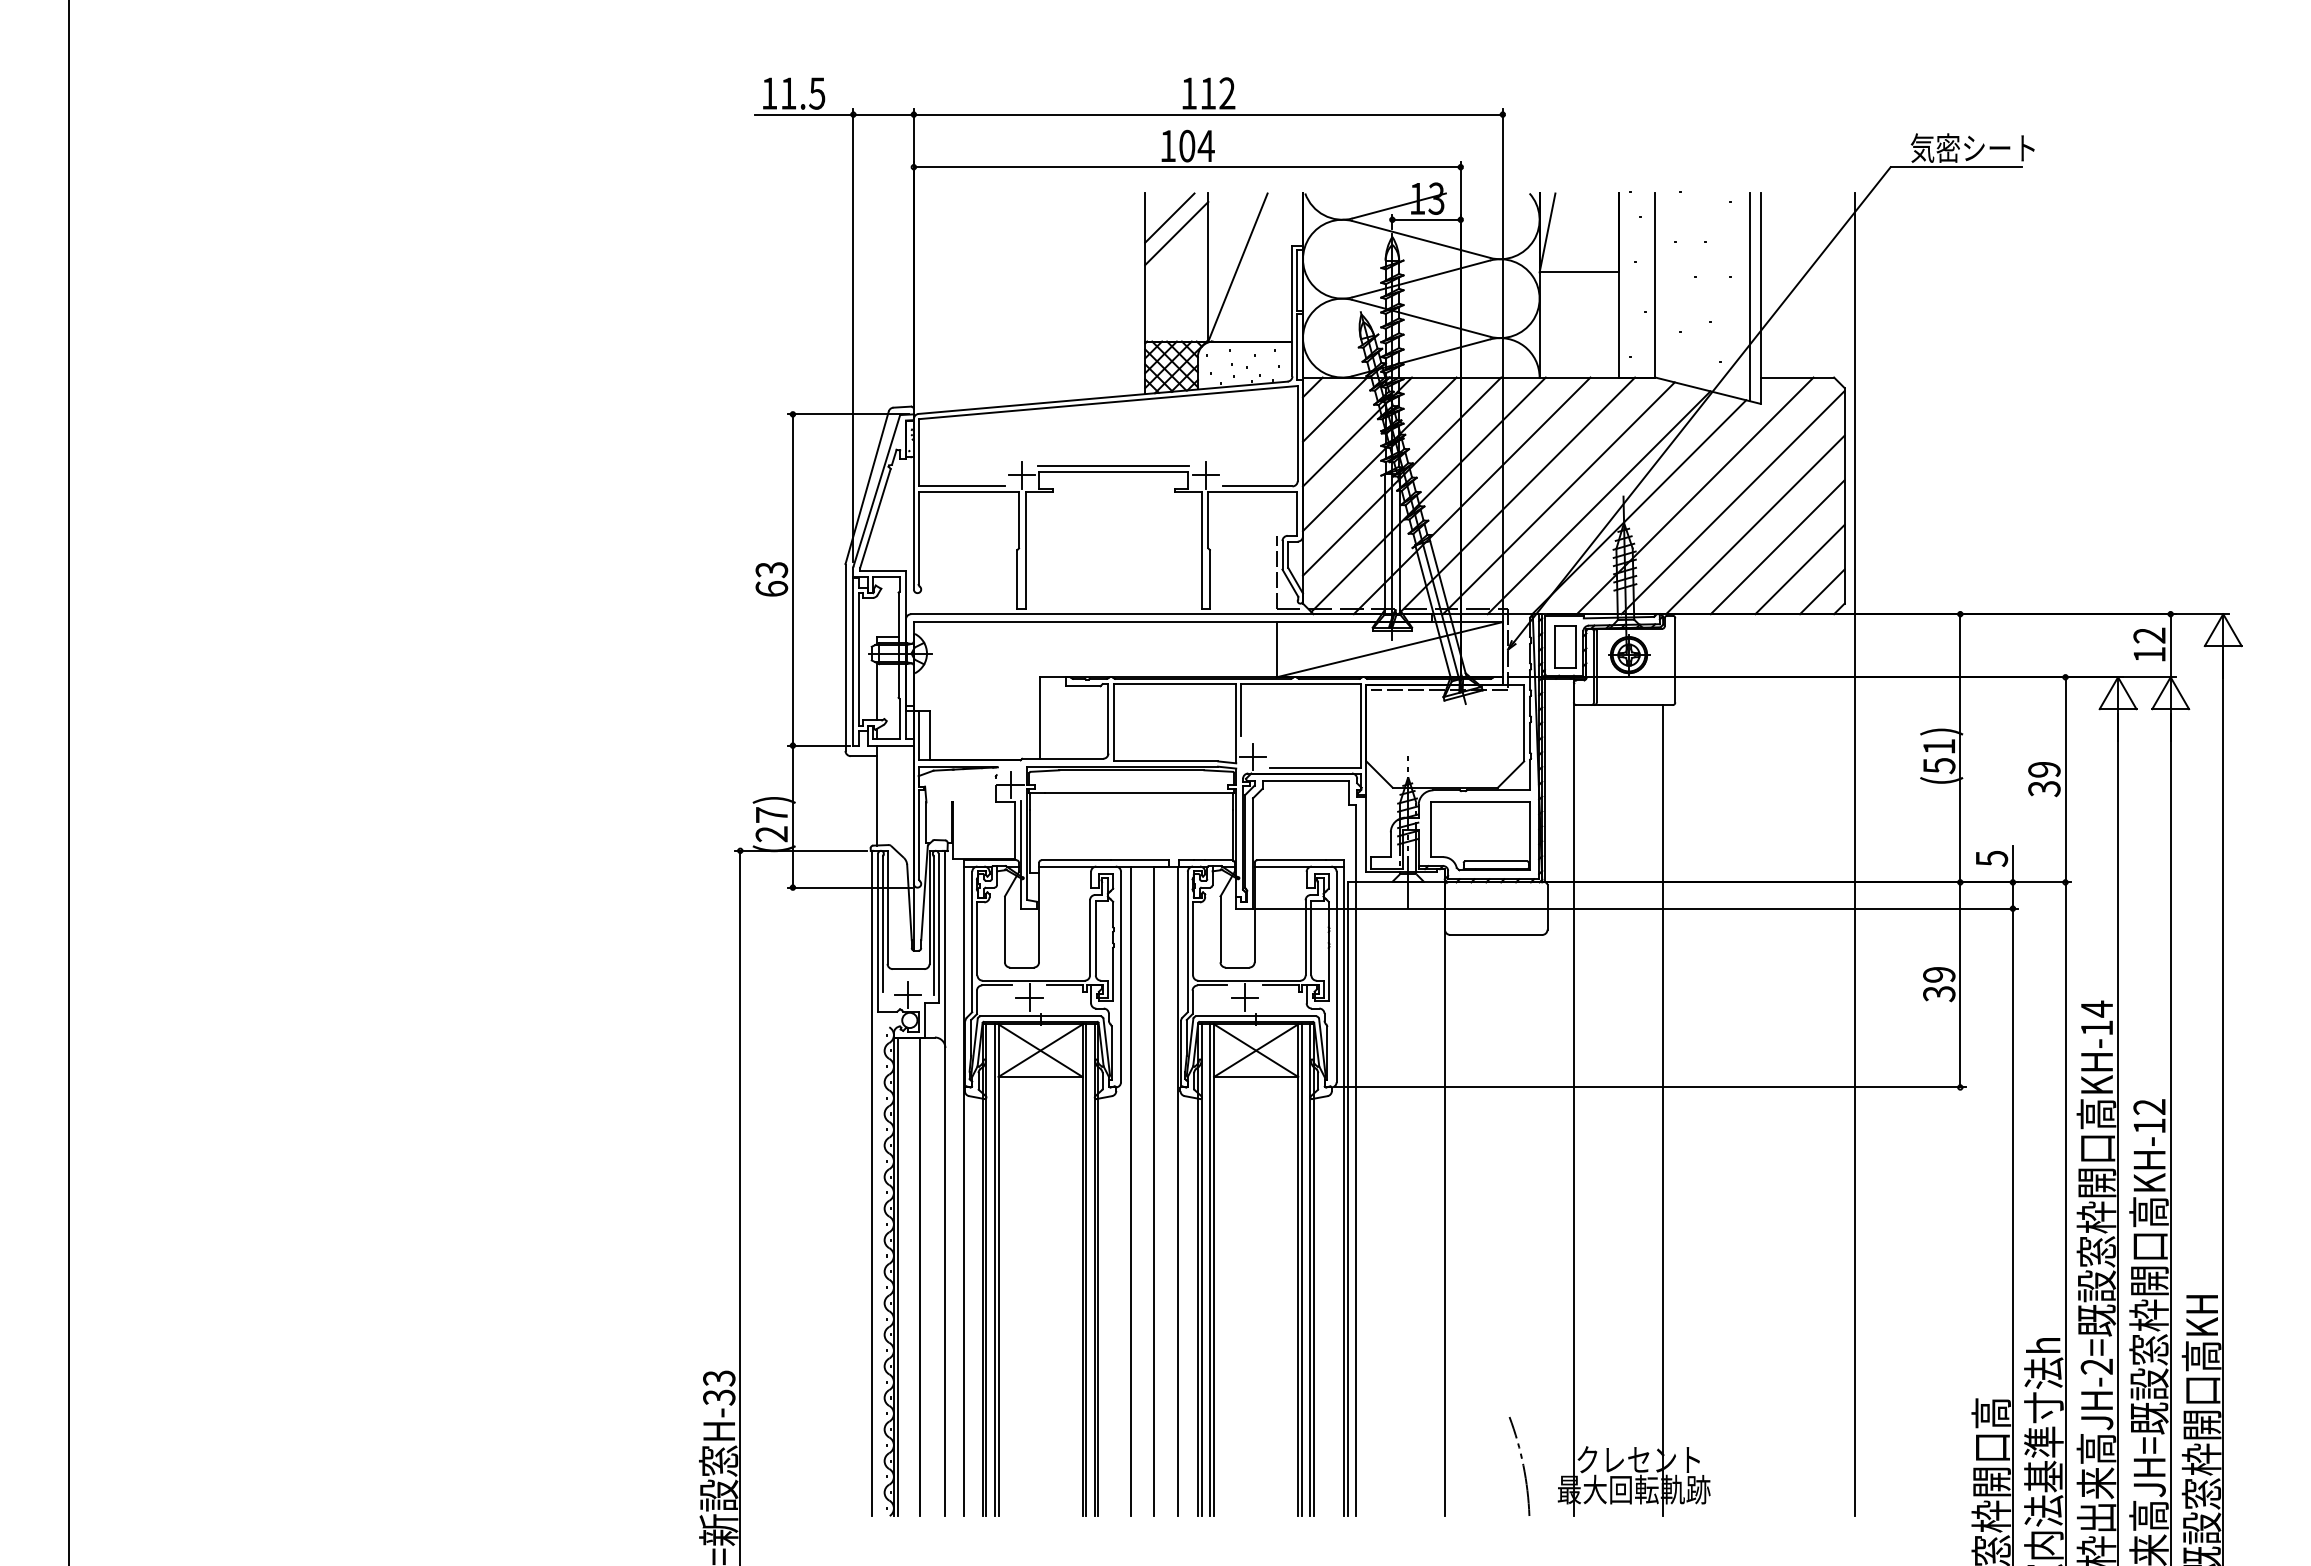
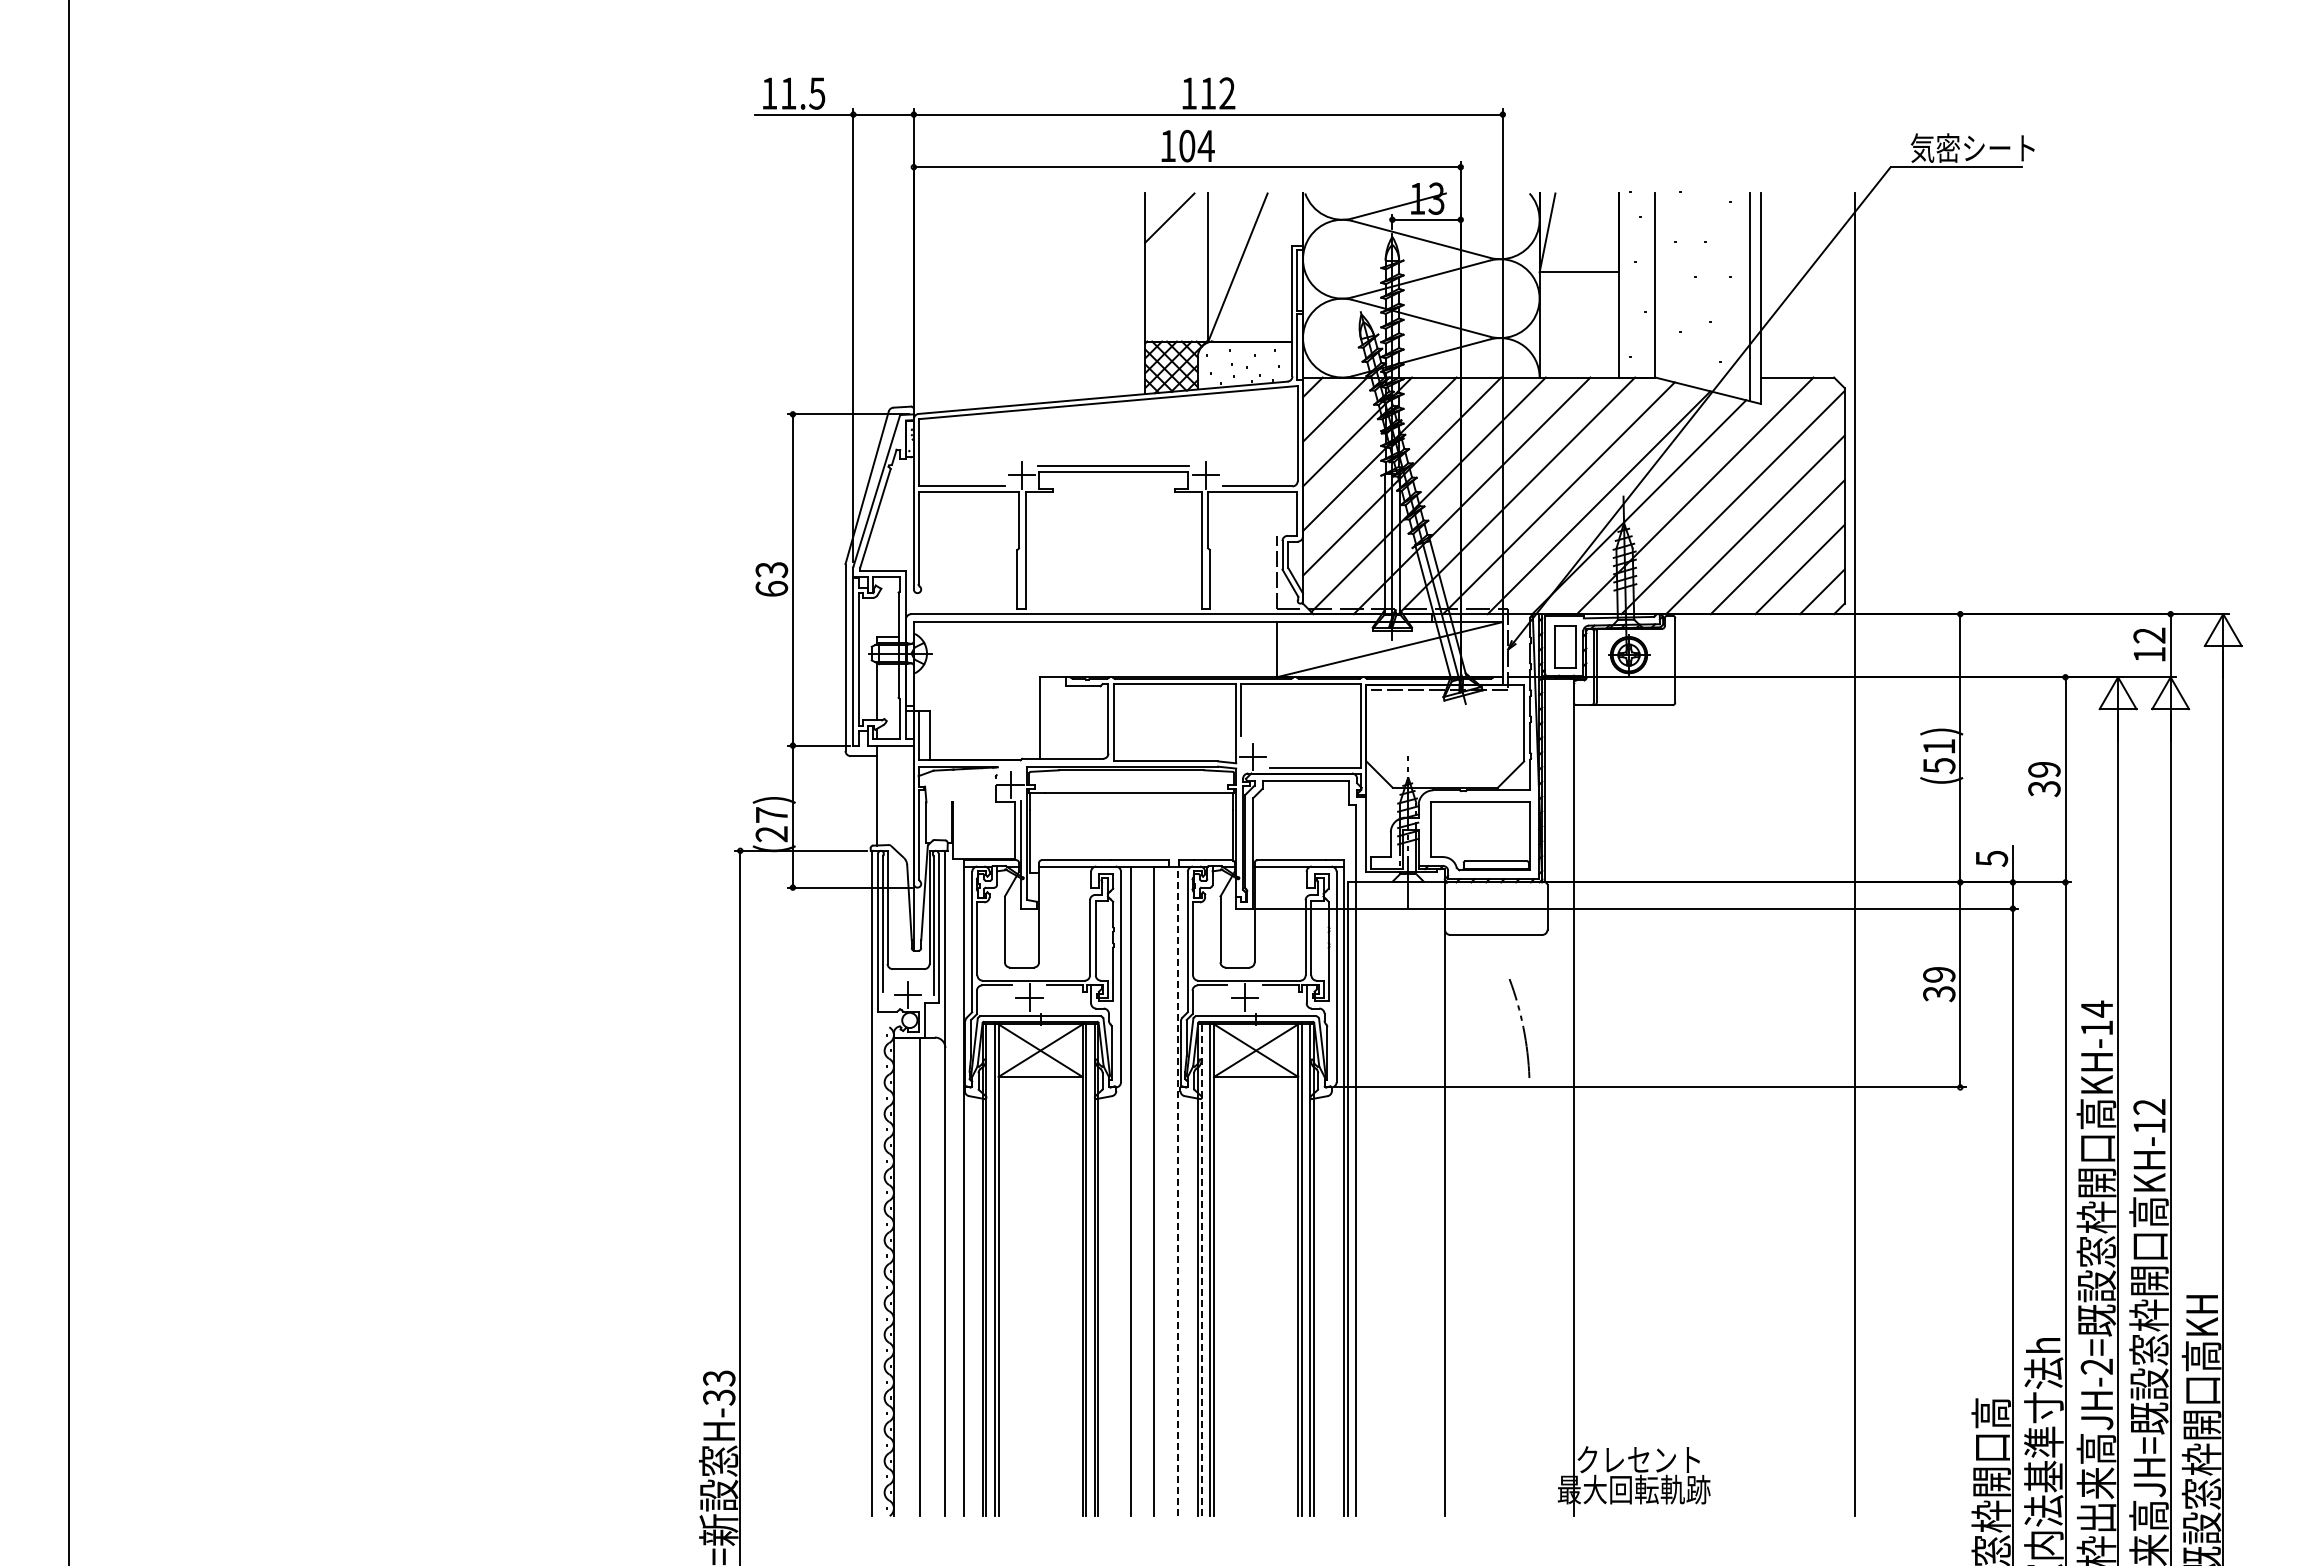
line: present -> none (1176, 233)
line: present -> none (1663, 1110)
line: solid -> dashed (1177, 1191)
line: solid -> dashed (1202, 1270)
line: present -> none (898, 1276)
arc position: (1522, 1466) -> (1522, 1028) (1522, 1028)
